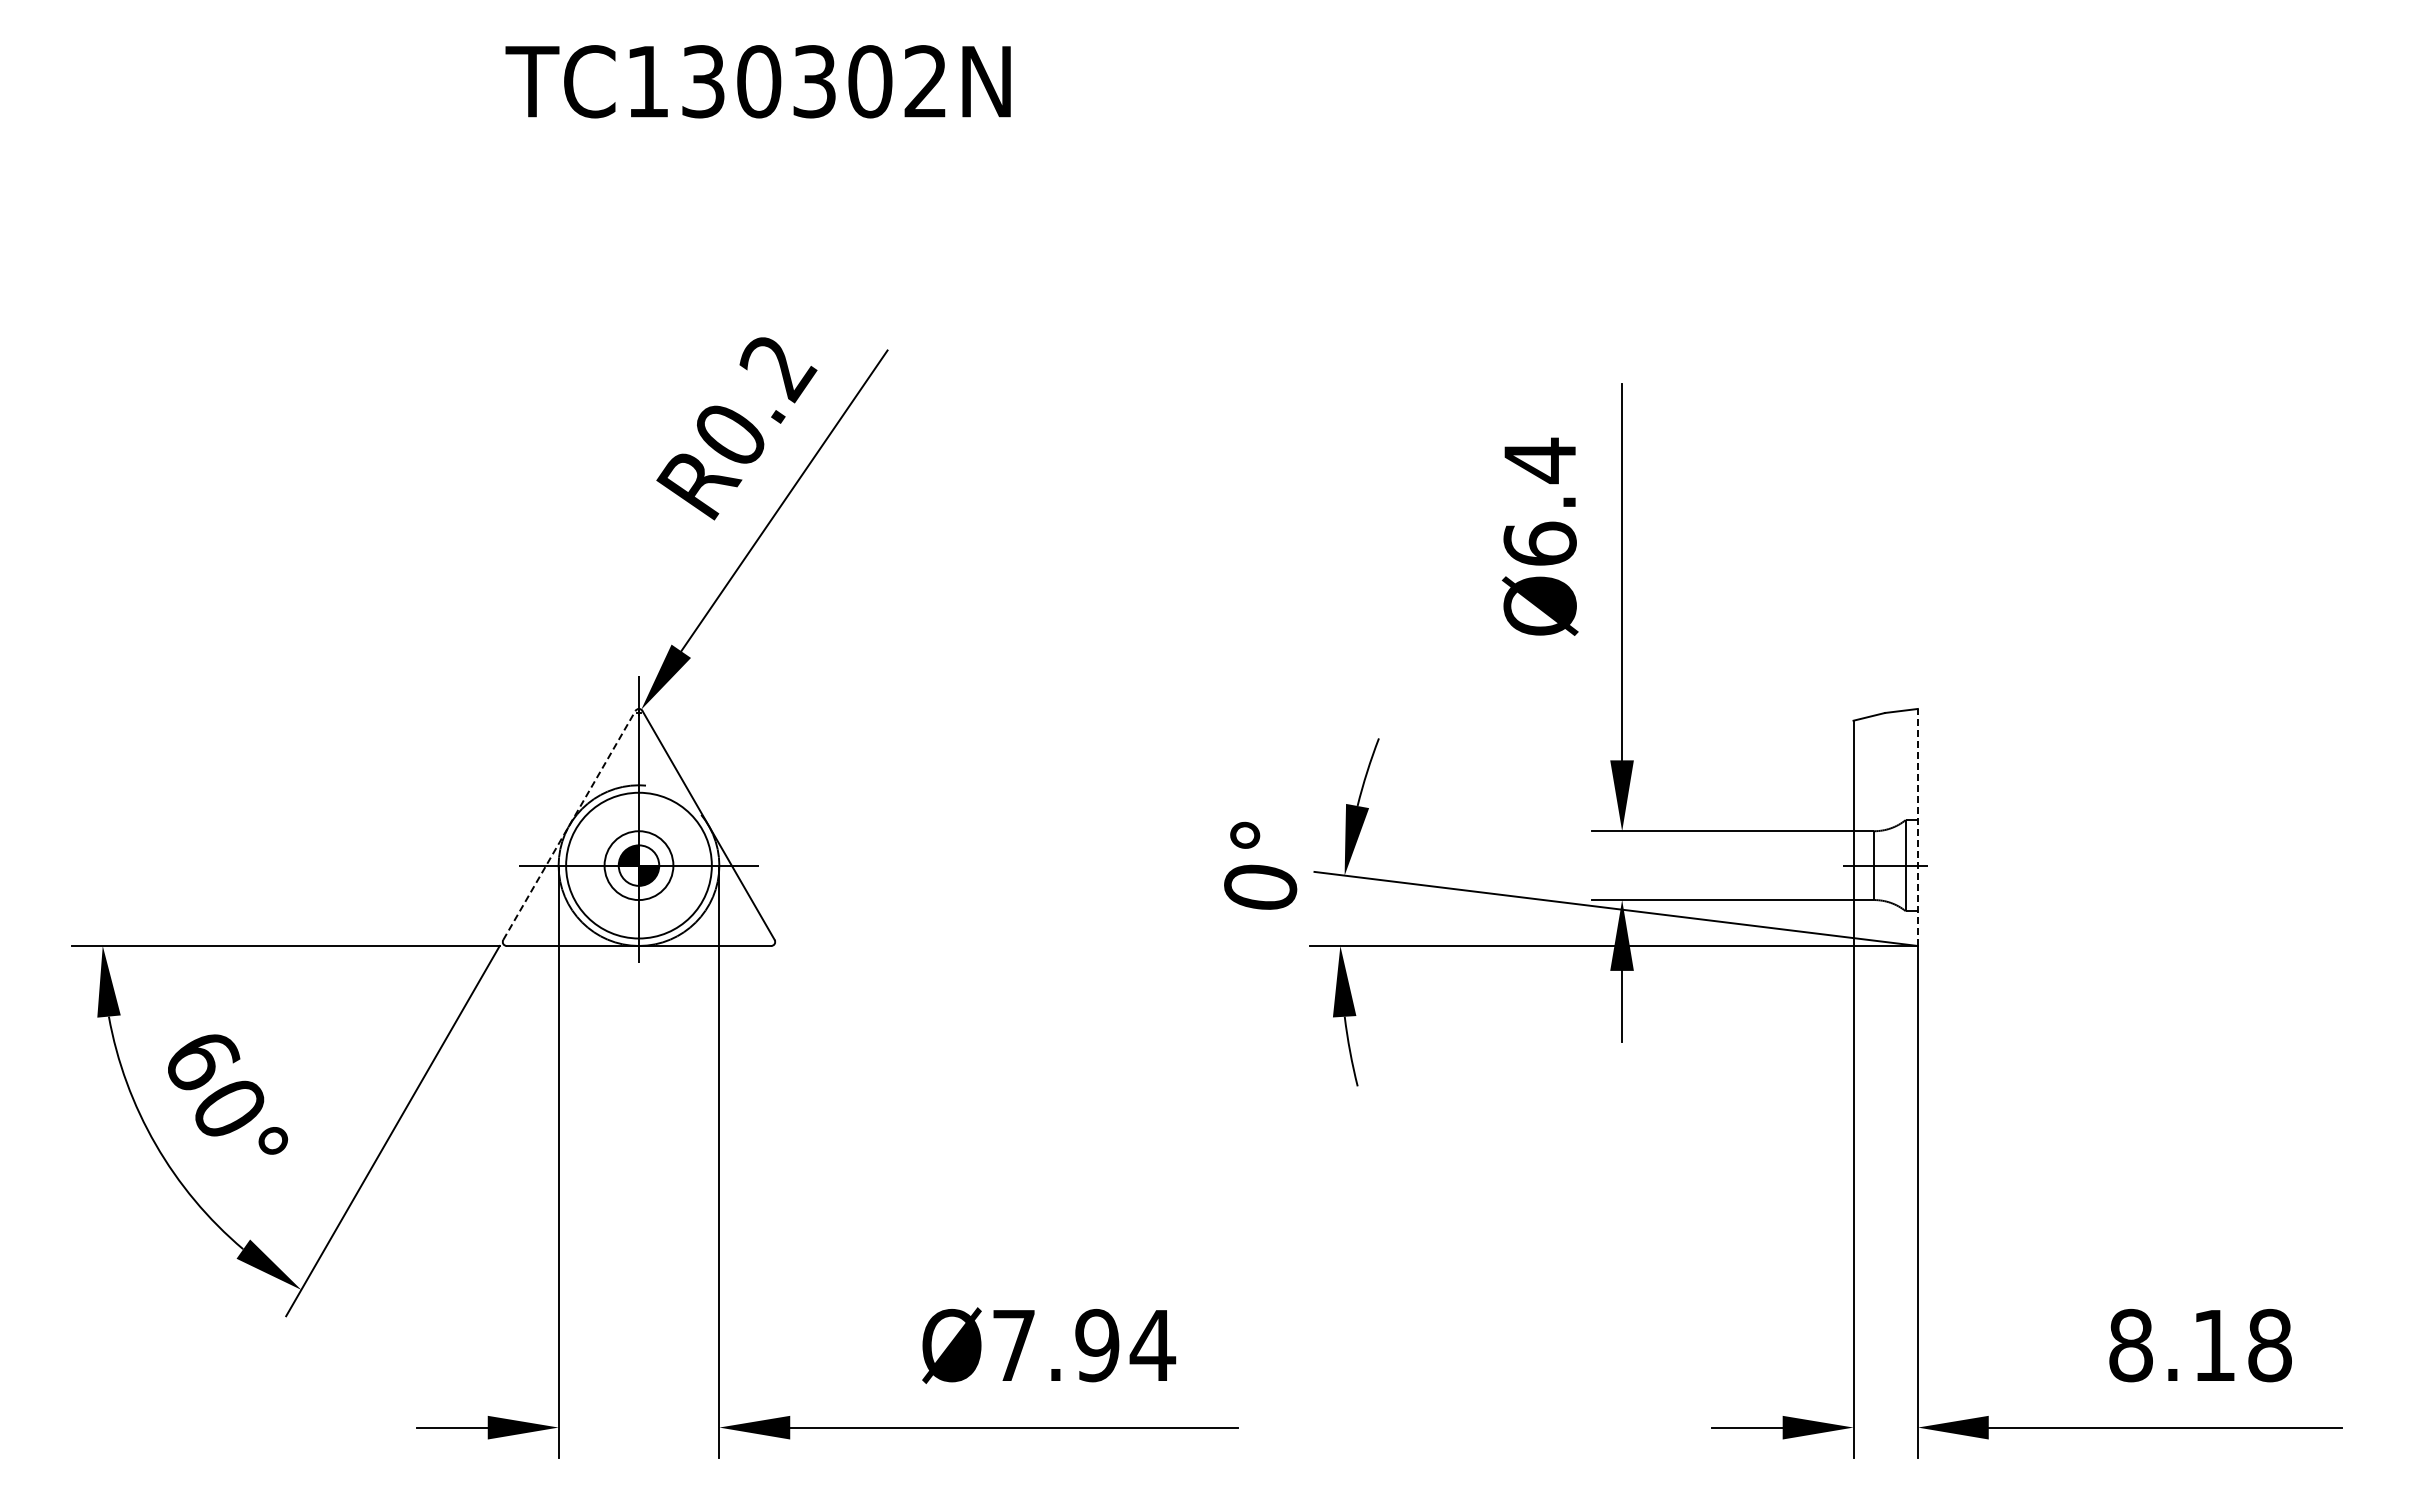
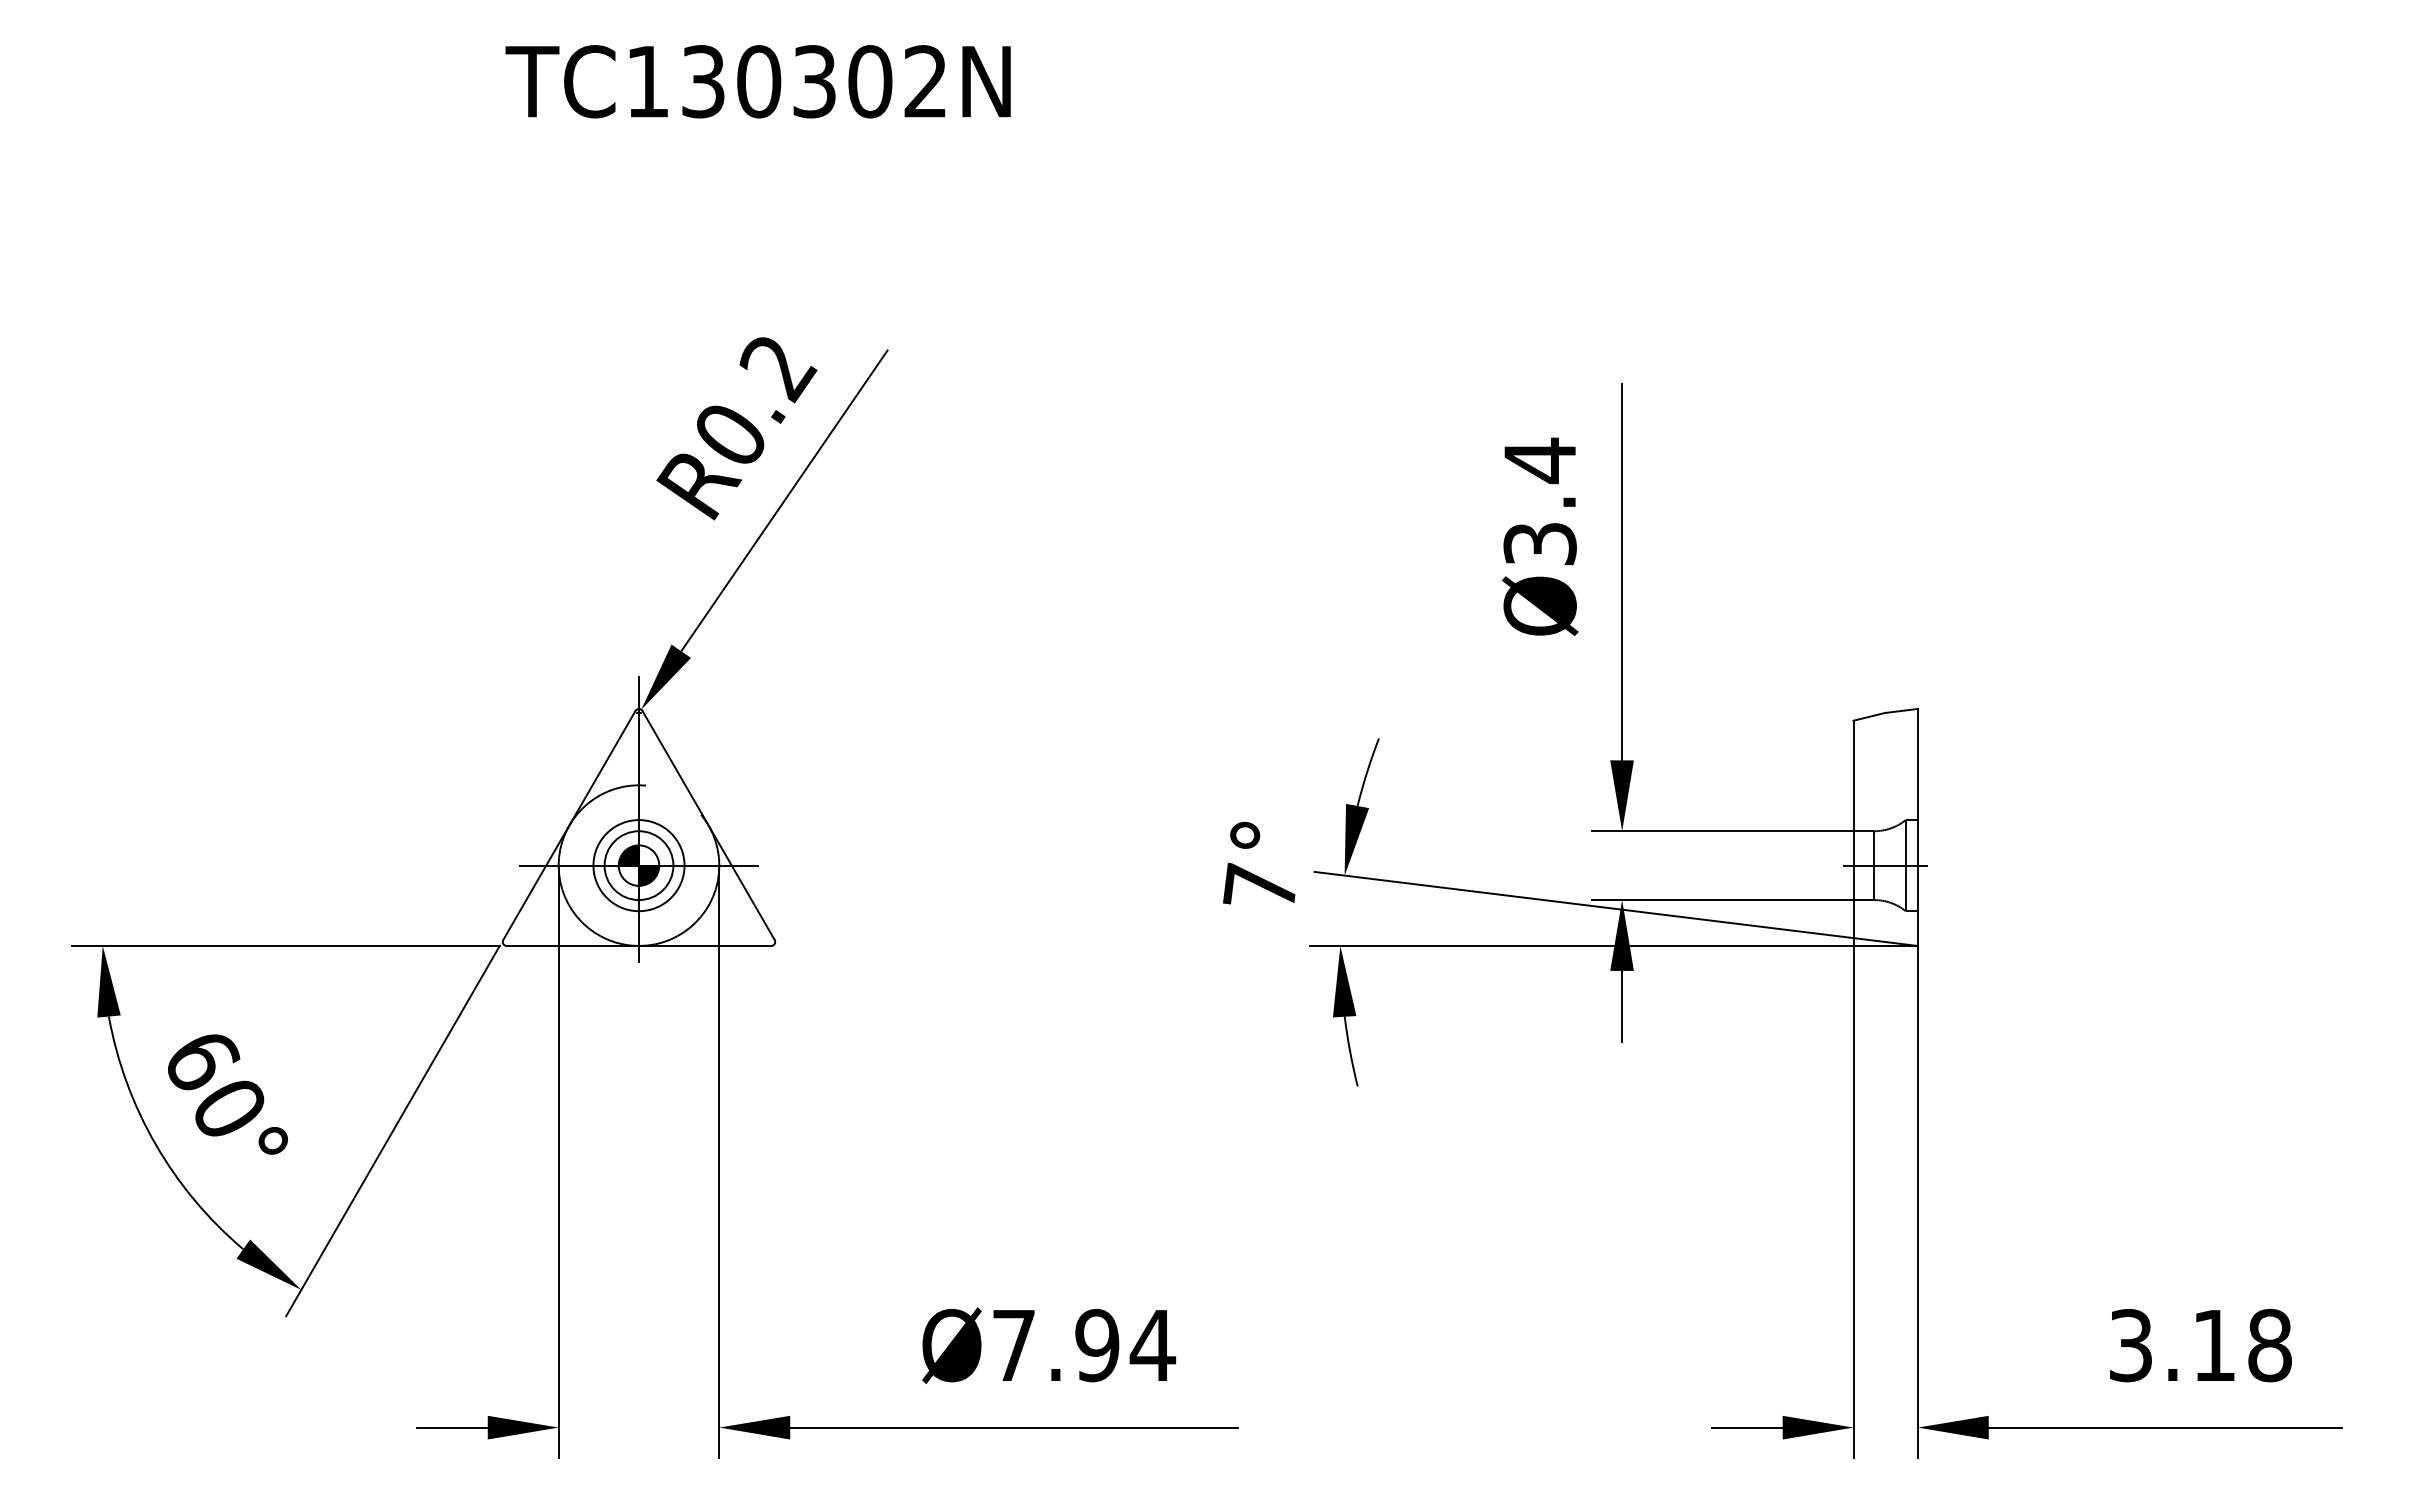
text: Ø6.4 -> Ø3.4 (1539, 543)
line: dashed -> solid (569, 825)
line: dashed -> solid (1917, 827)
circle diameter: 146 px -> 91 px (638, 865)
text: 0° -> 7° (1260, 885)
text: 8.18 -> 3.18 (2130, 1345)
